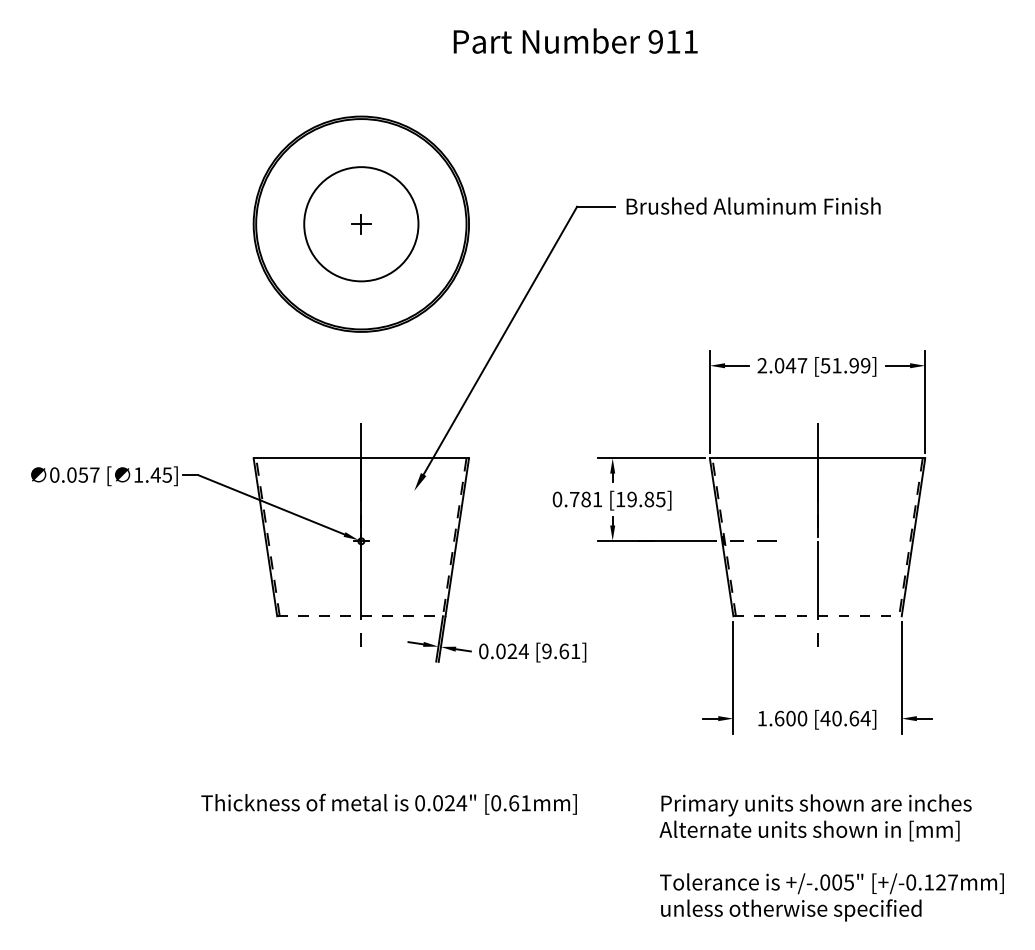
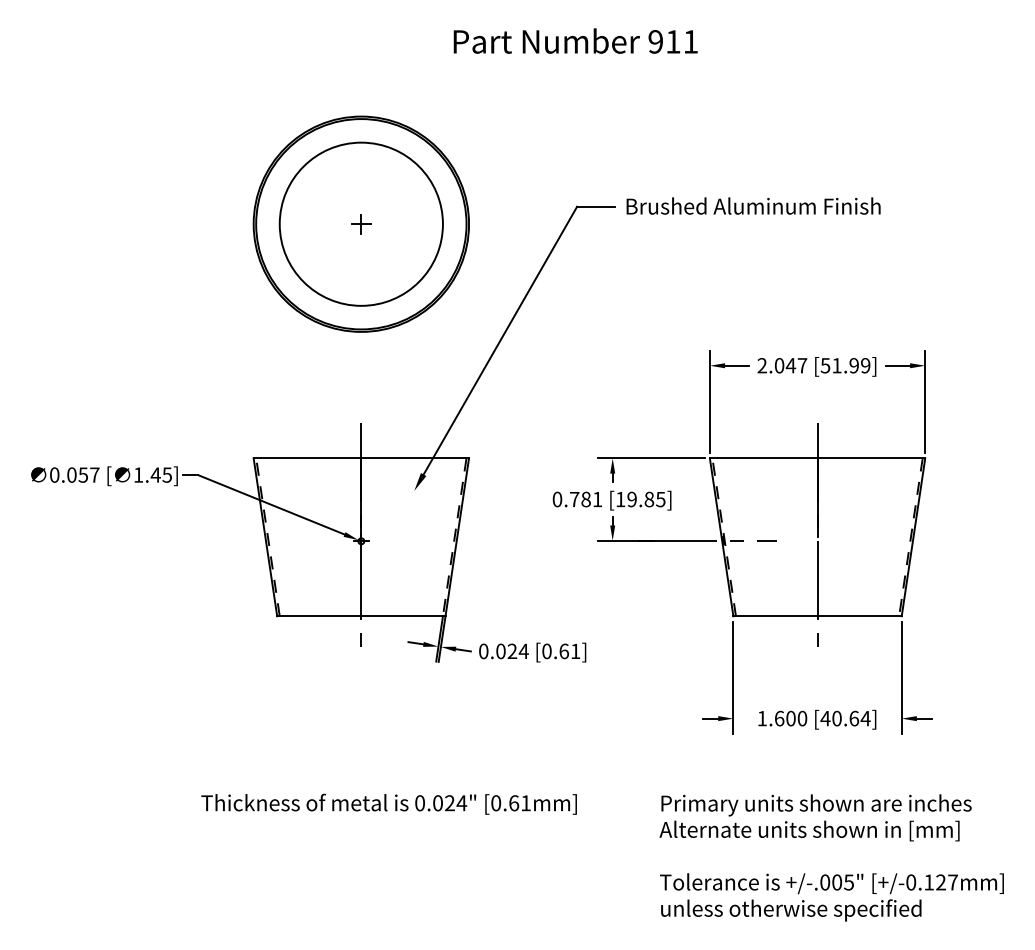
circle diameter: 114 px -> 163 px (360, 223)
line: dashed -> solid (361, 616)
line: dashed -> solid (818, 616)
text: [9.61] -> [0.61] (546, 651)
